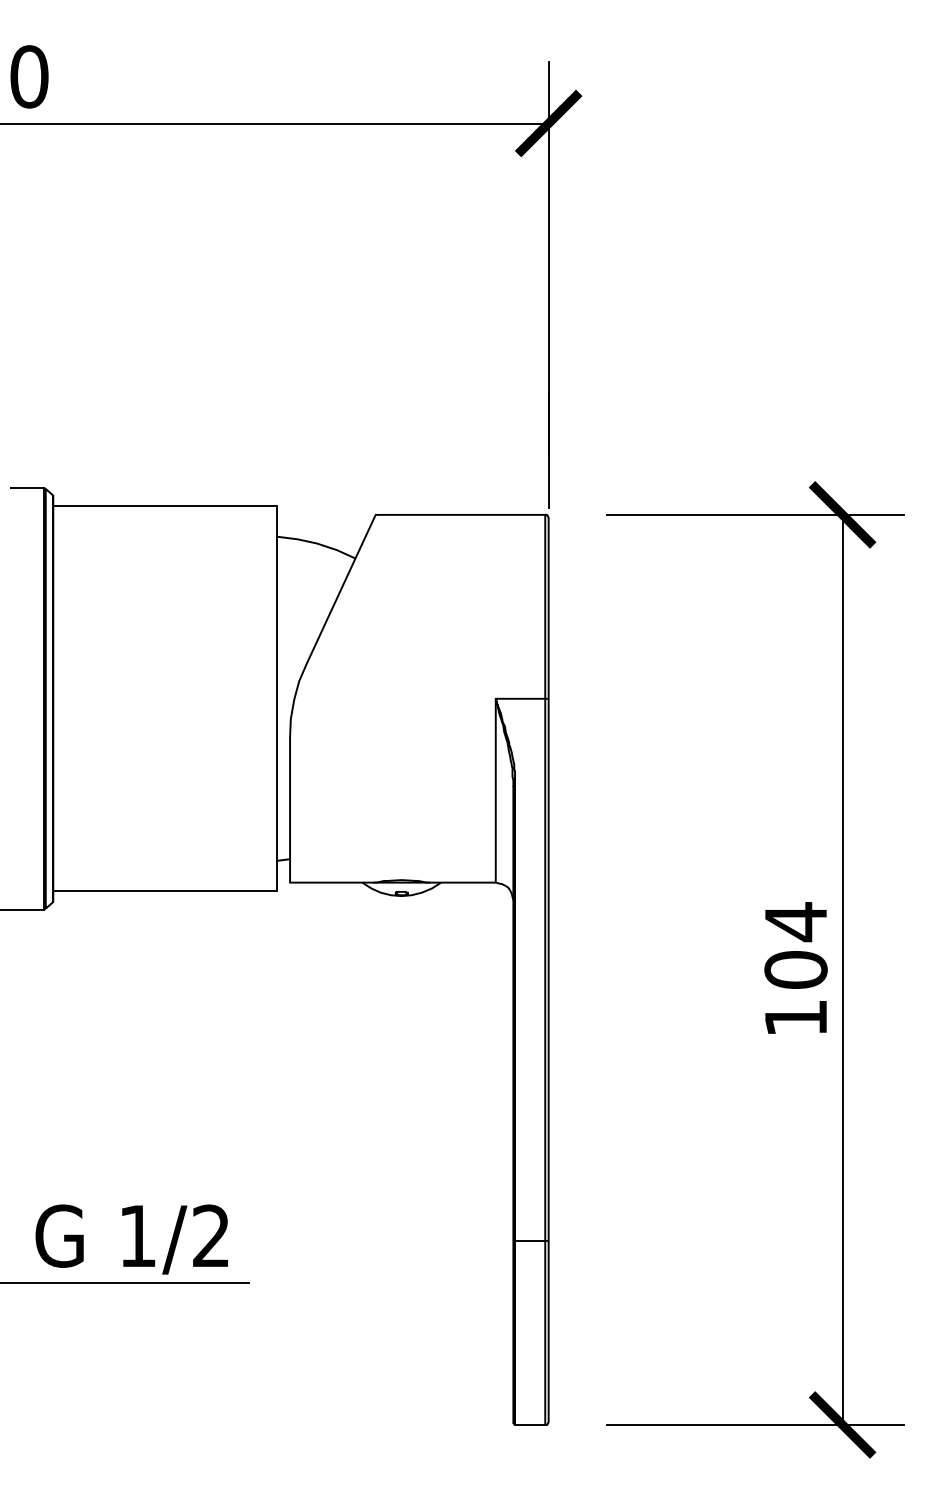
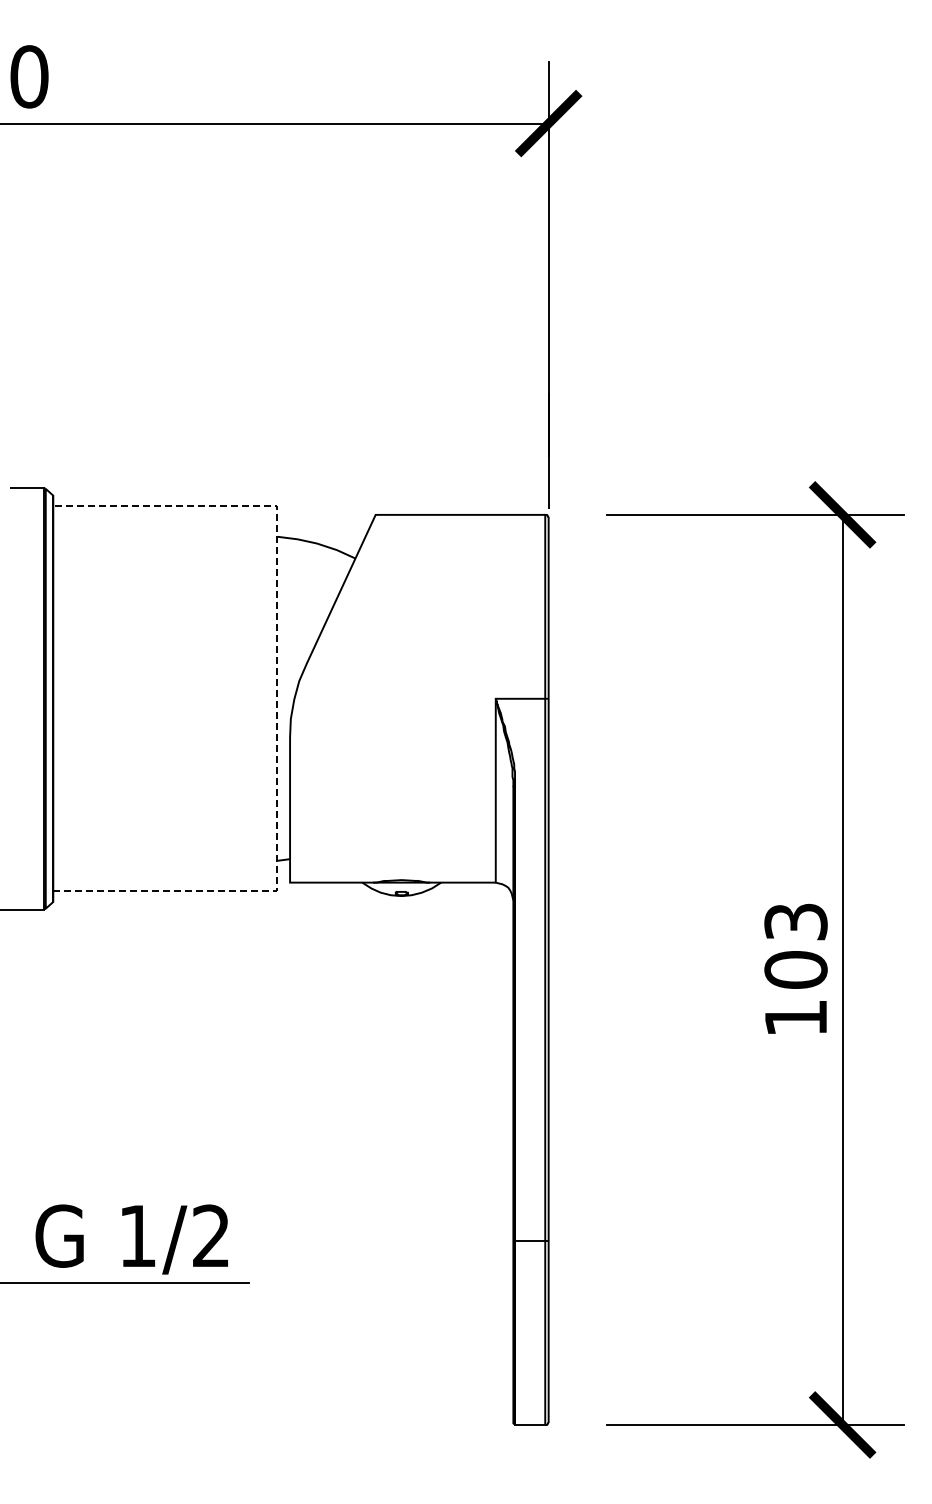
line: solid -> dashed (277, 698)
text: 104 -> 103 (795, 922)
